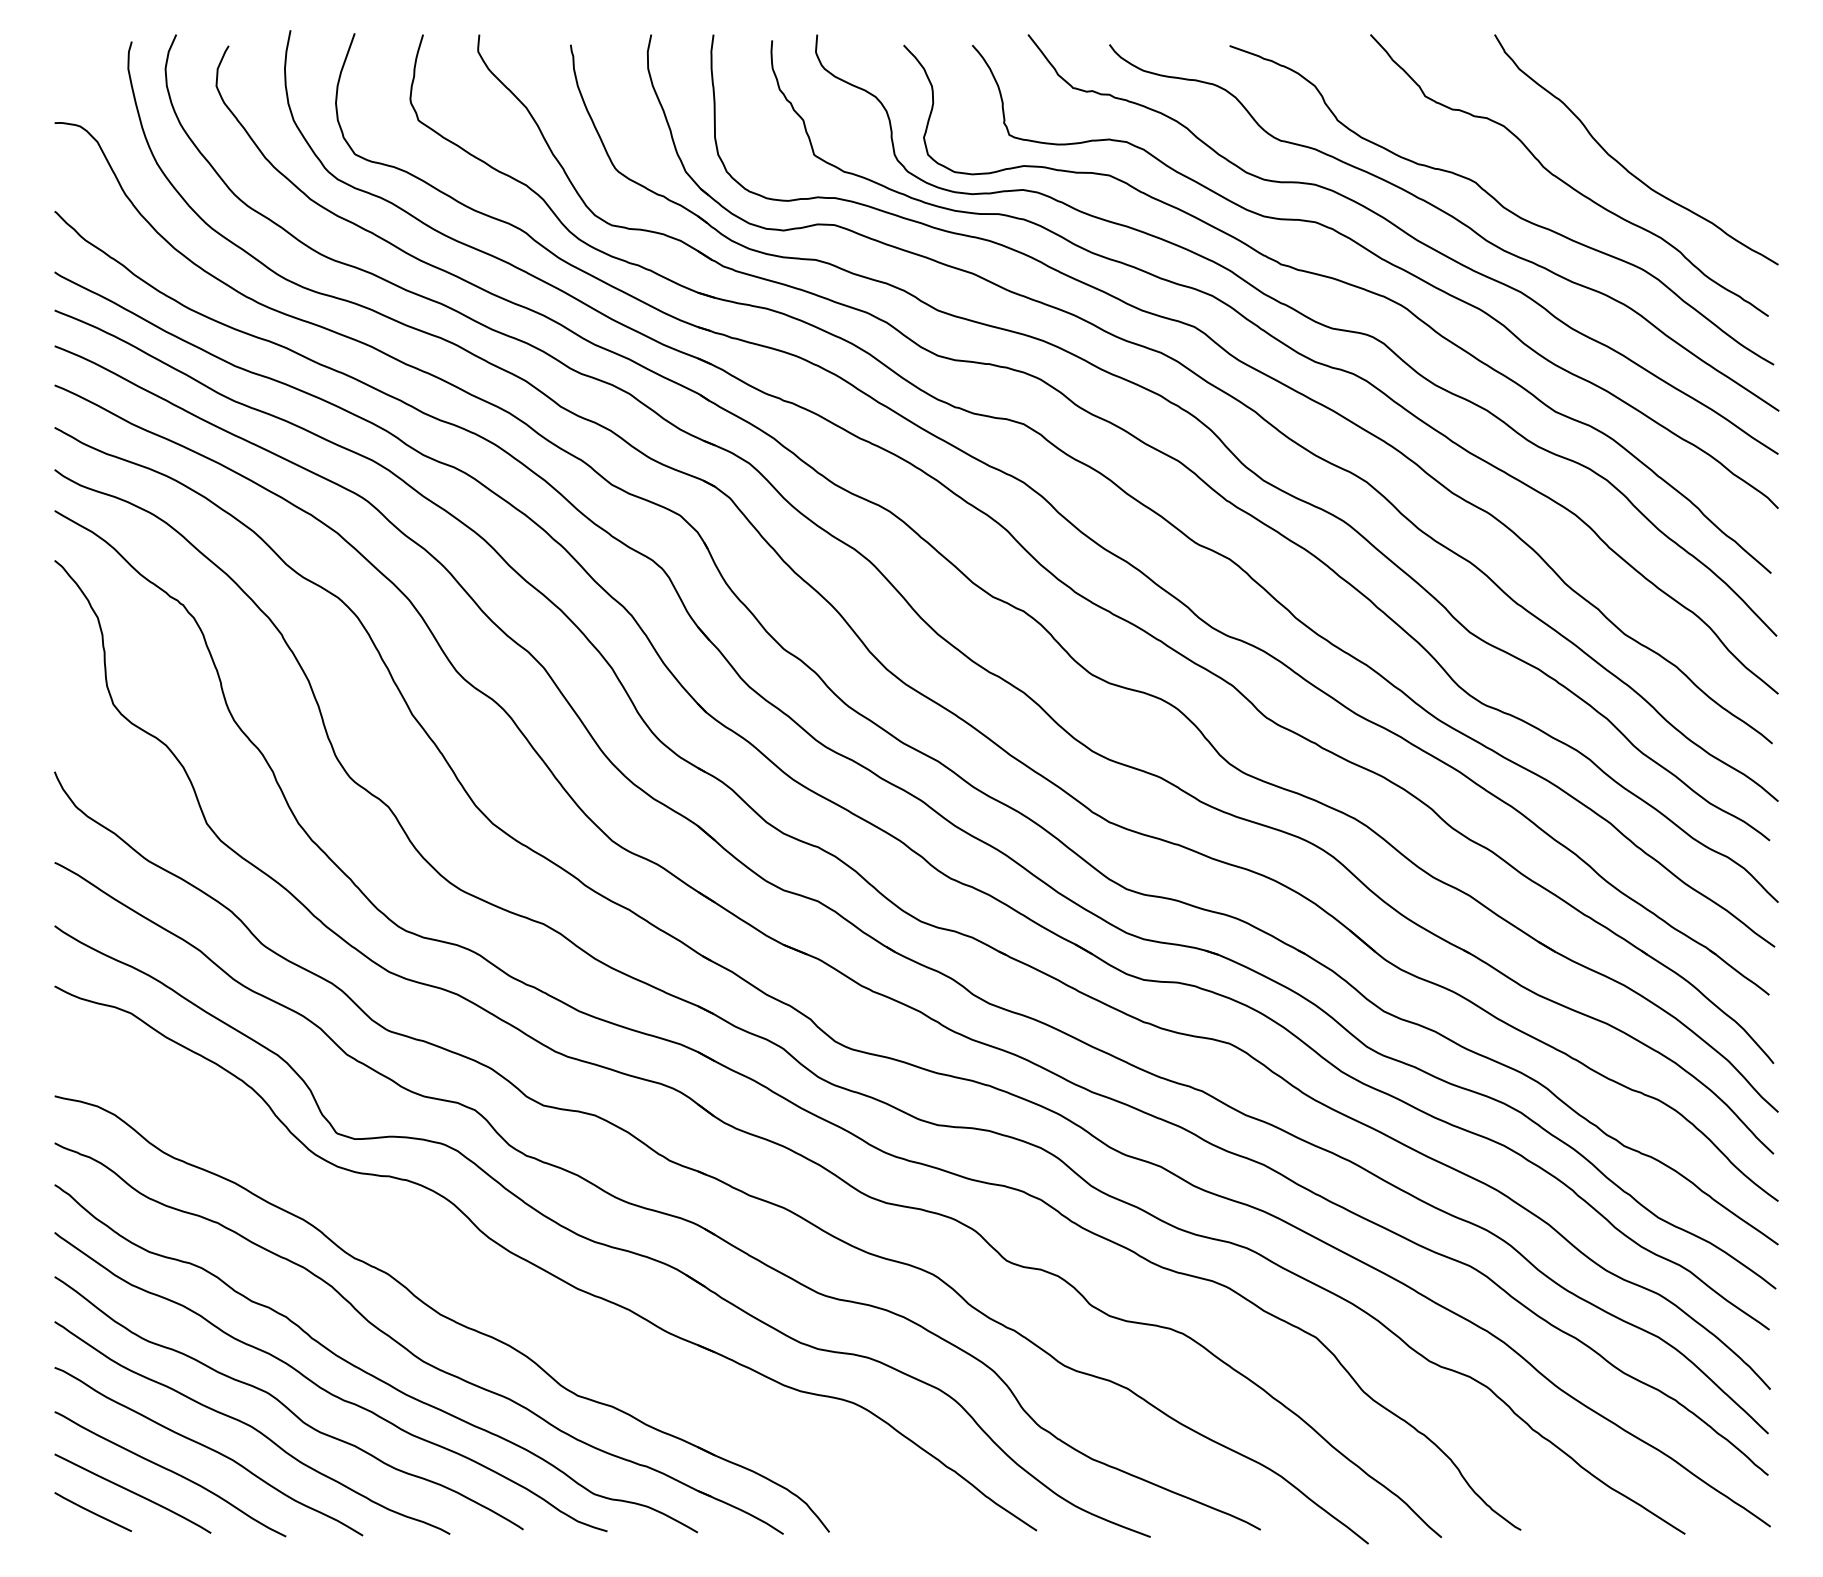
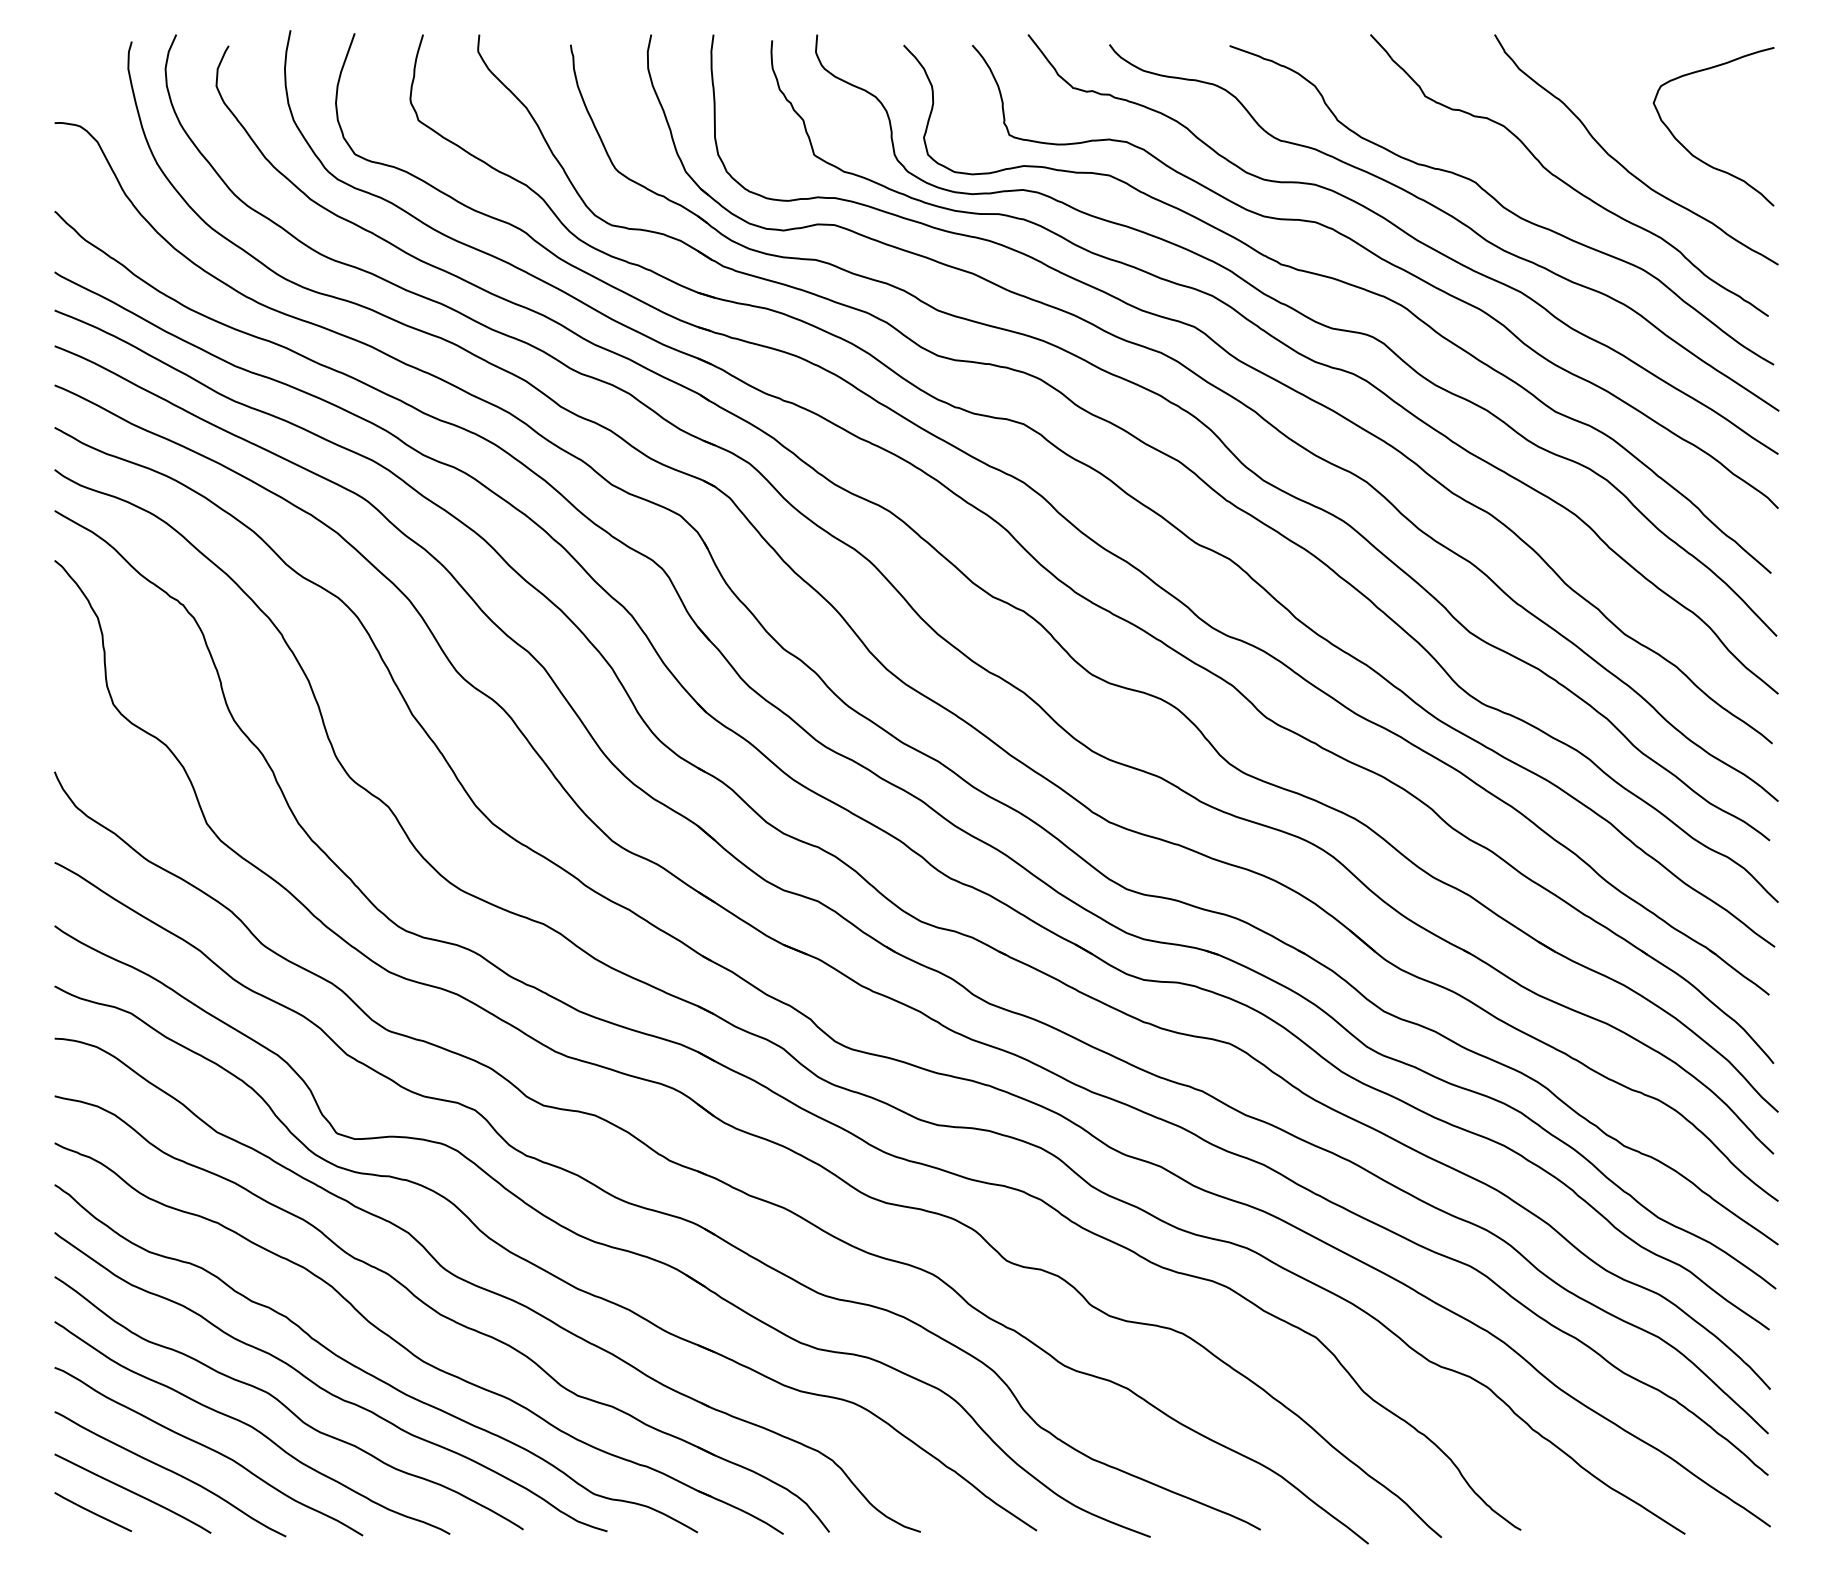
curve: none -> present (1689, 150)
part: none -> present (487, 1284)
